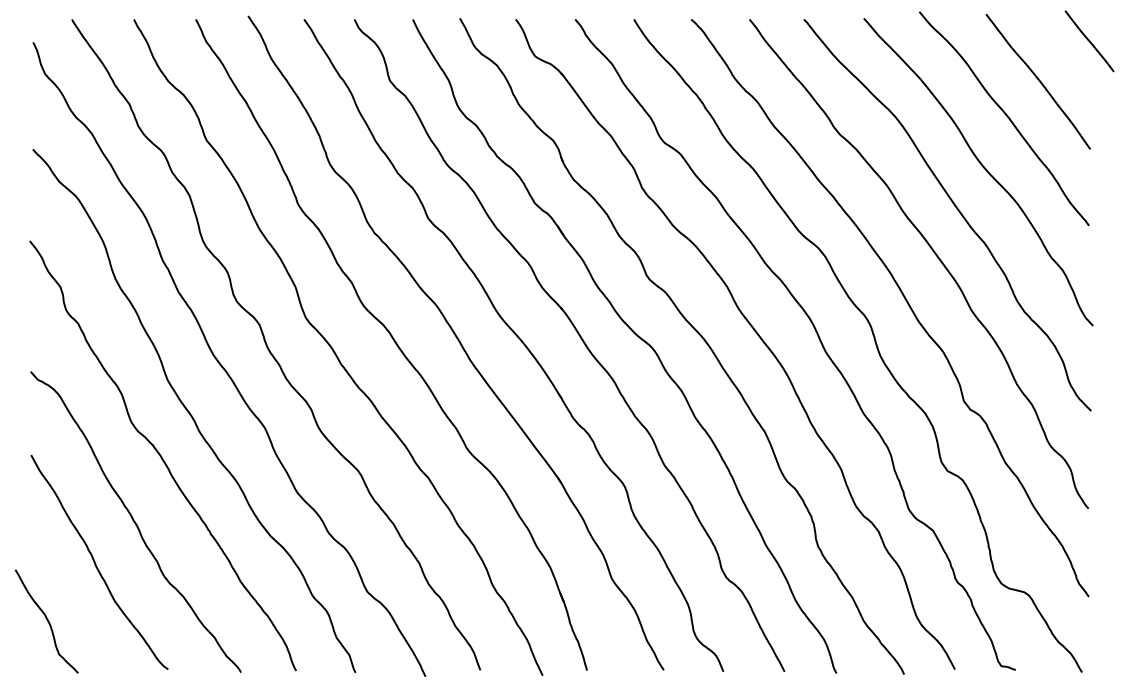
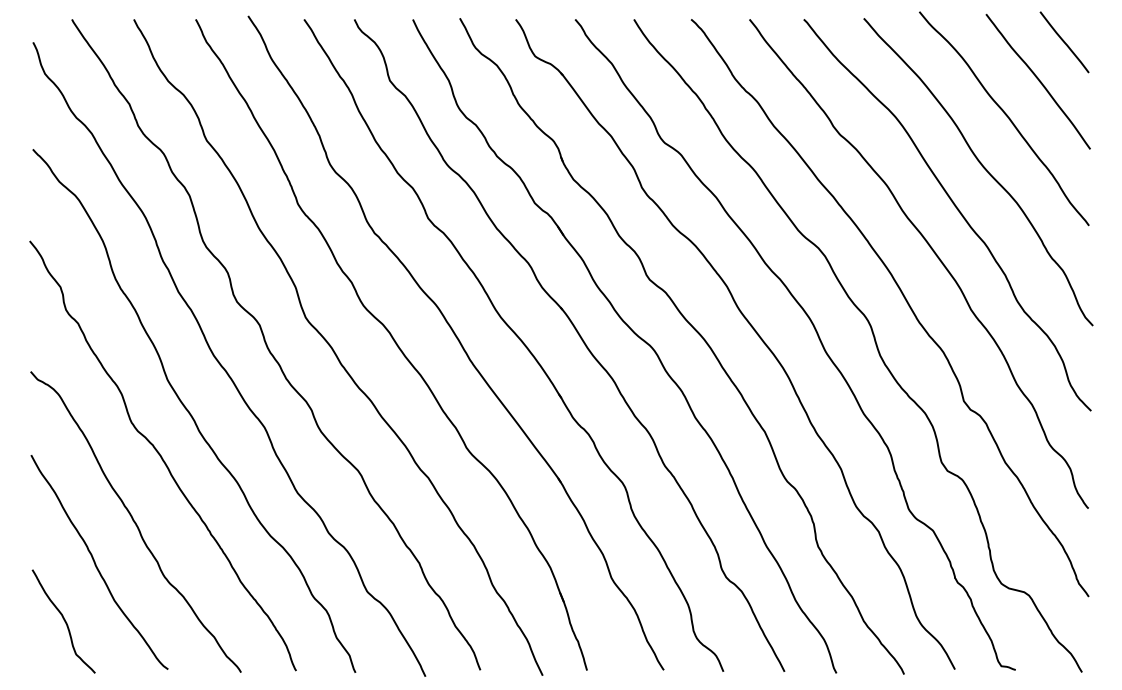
line position: (1089, 41) -> (1064, 42) (1064, 42)
curve position: (46, 620) -> (63, 620) (63, 620)
